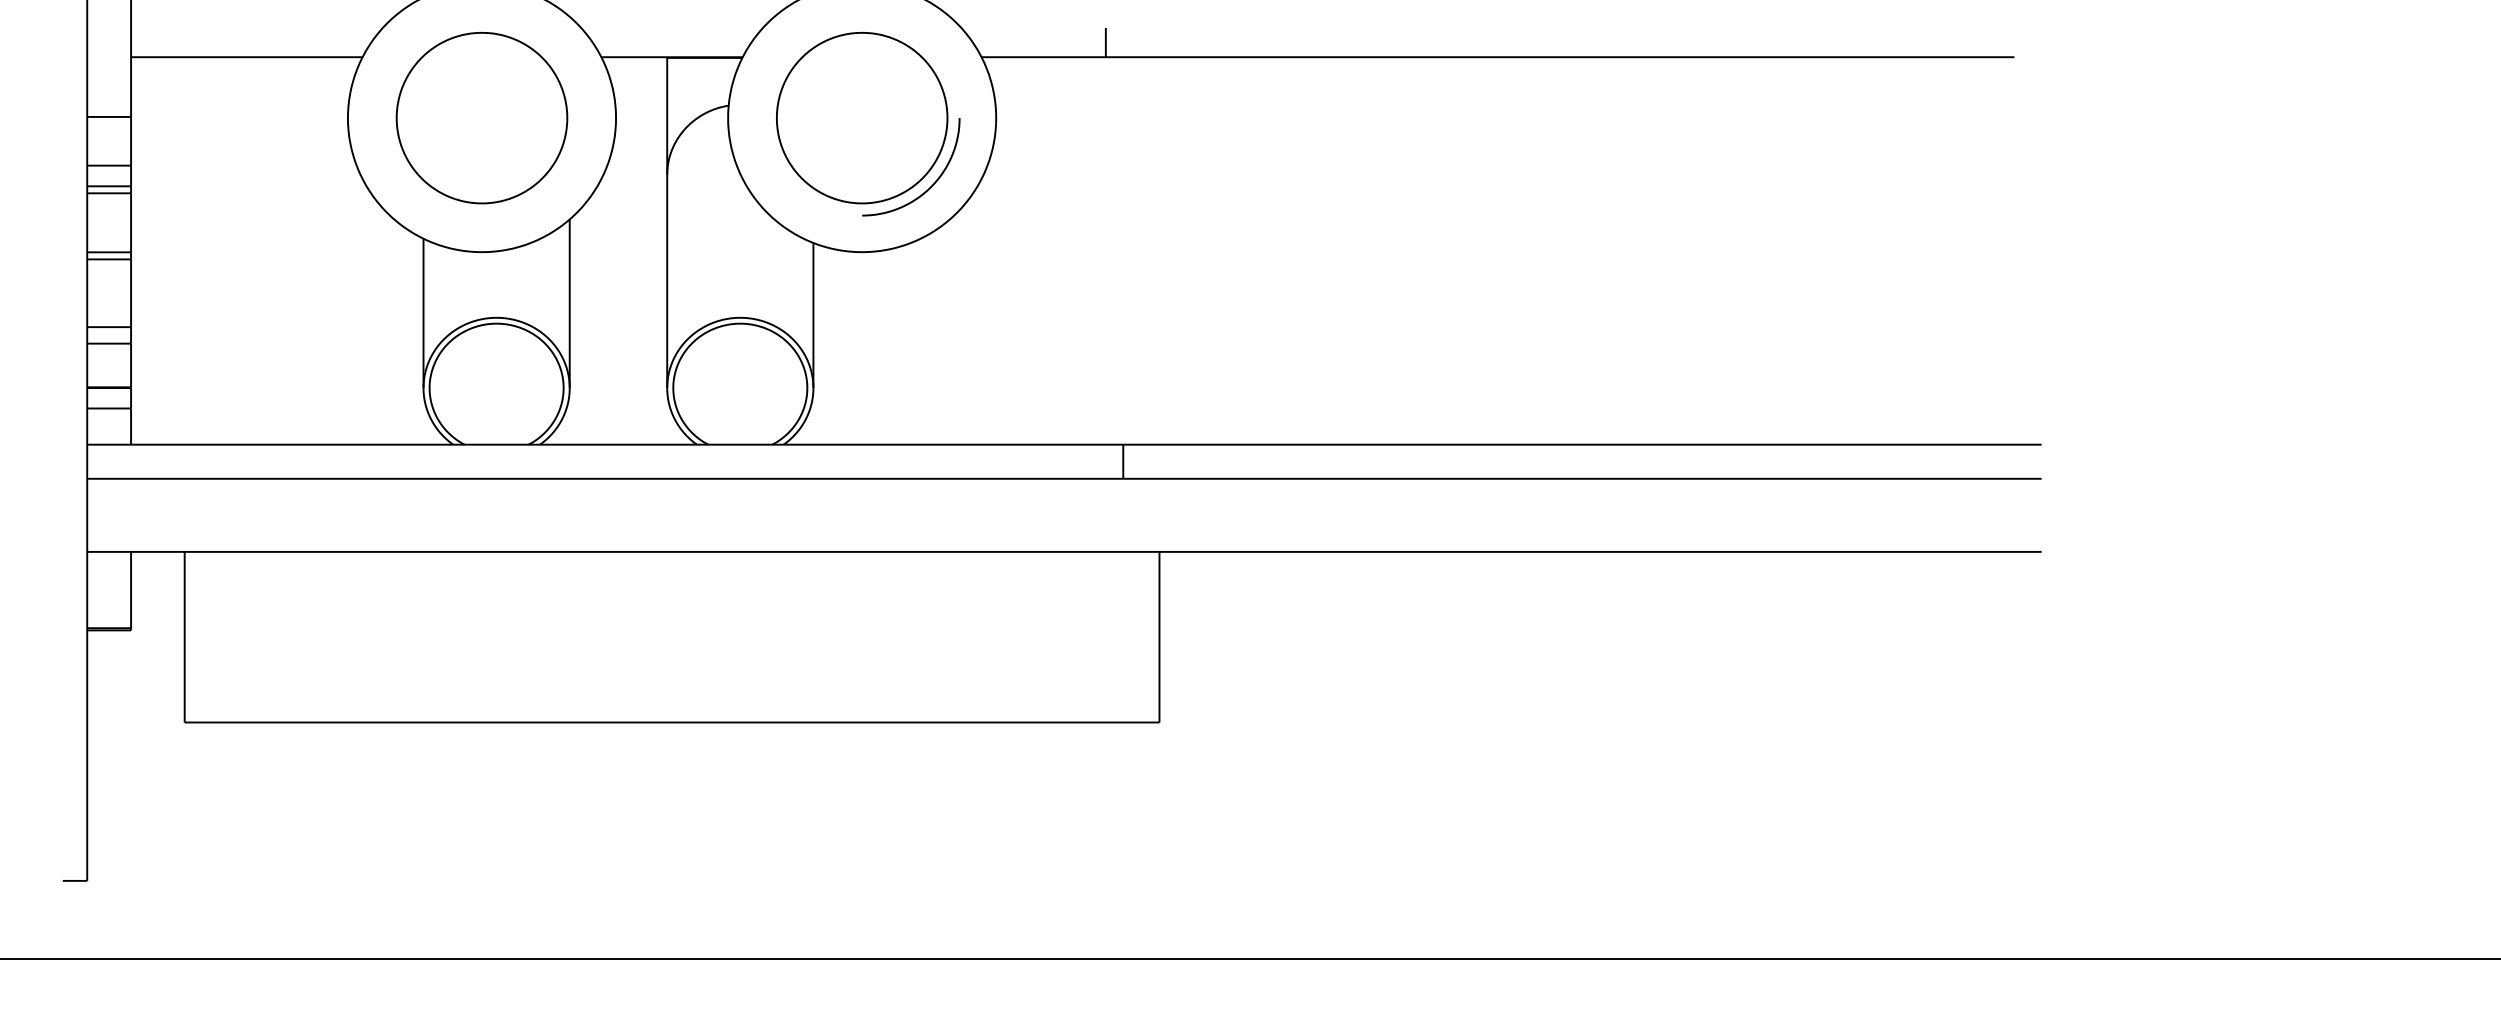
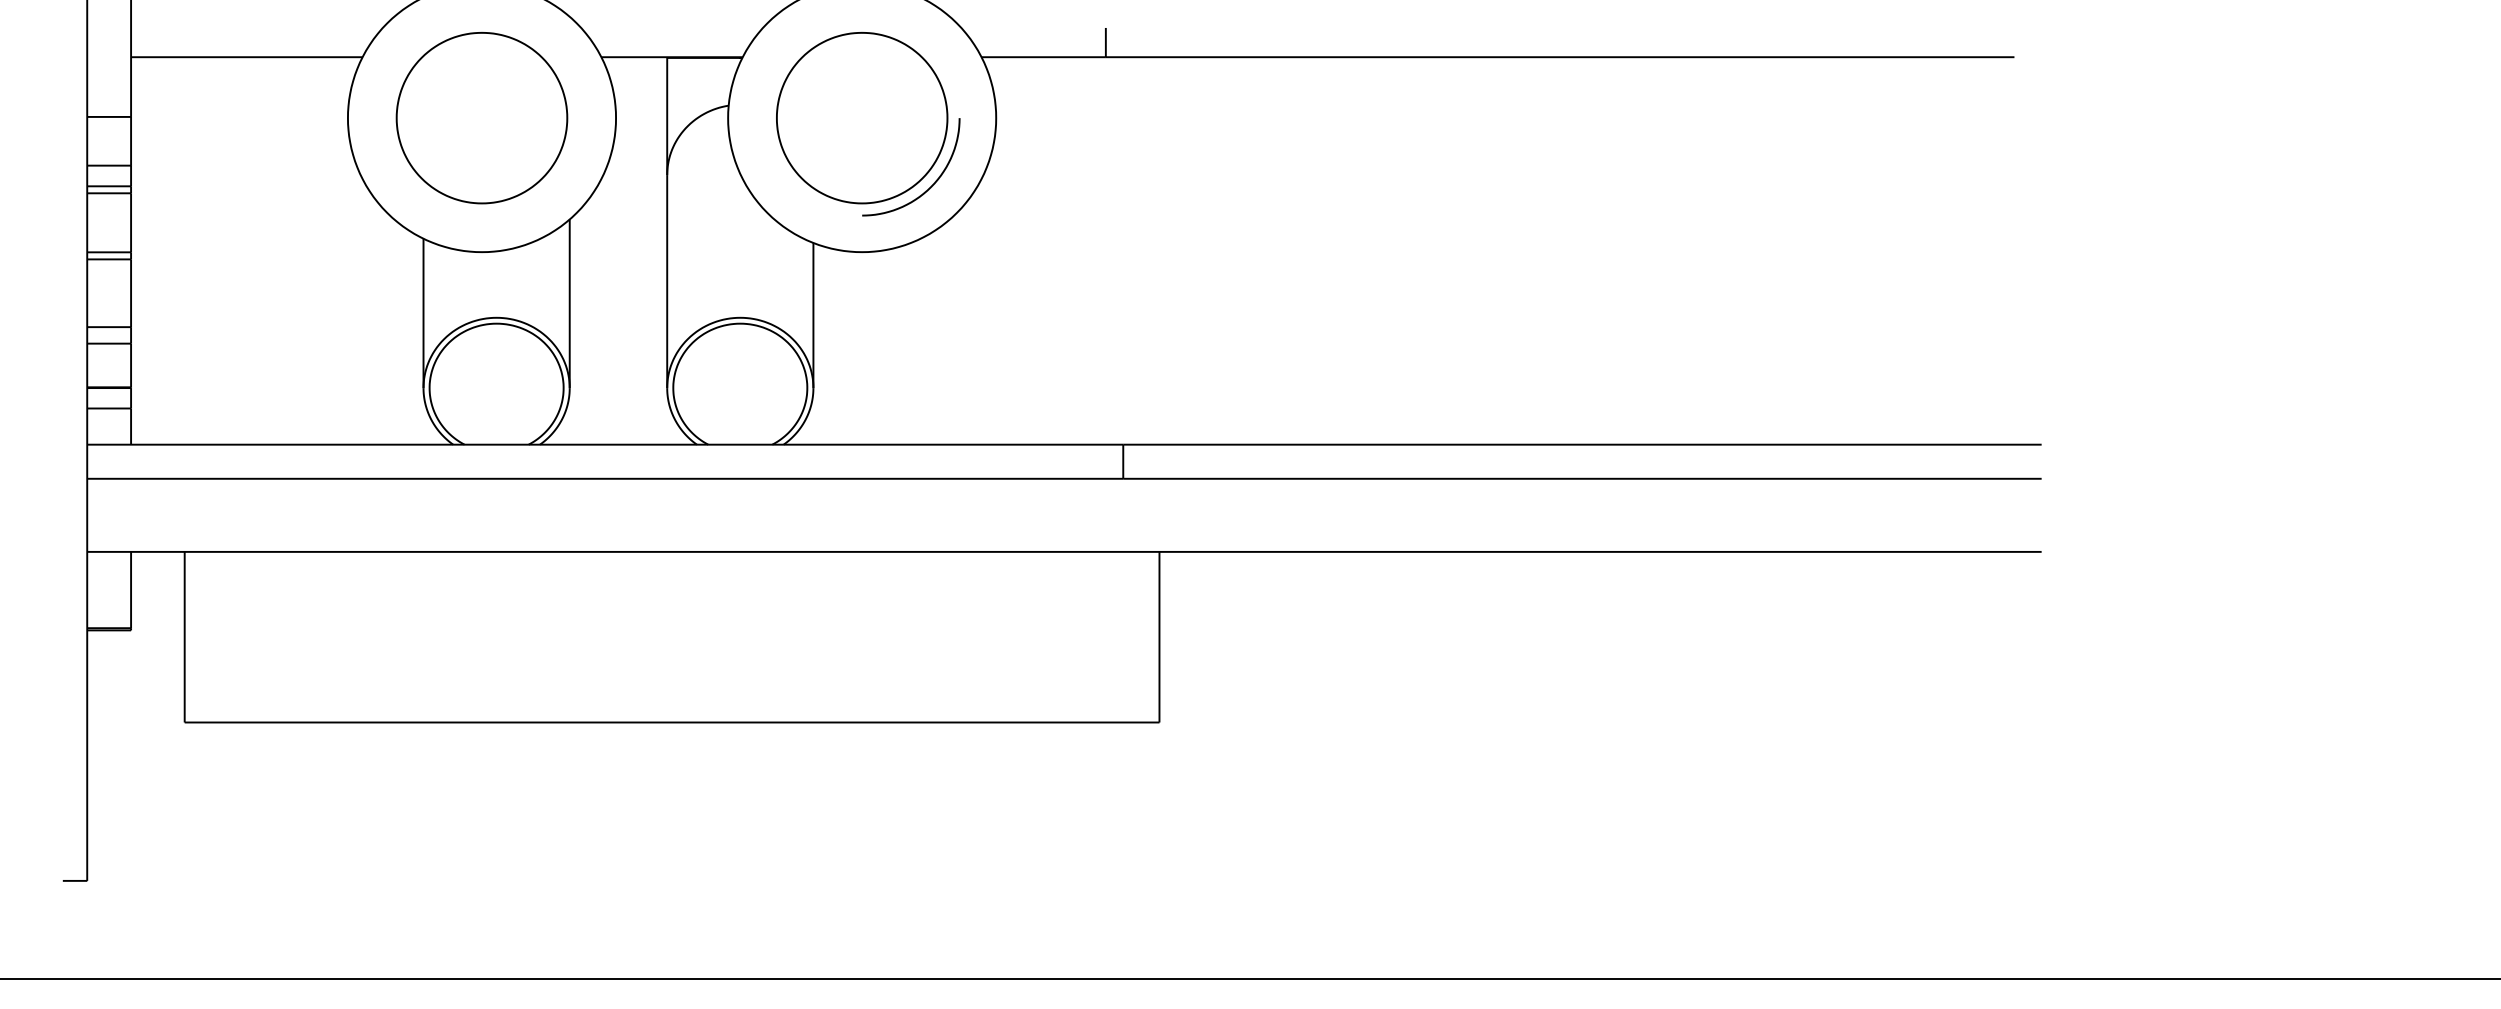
line position: (1249, 958) -> (1249, 978) (1249, 978)
